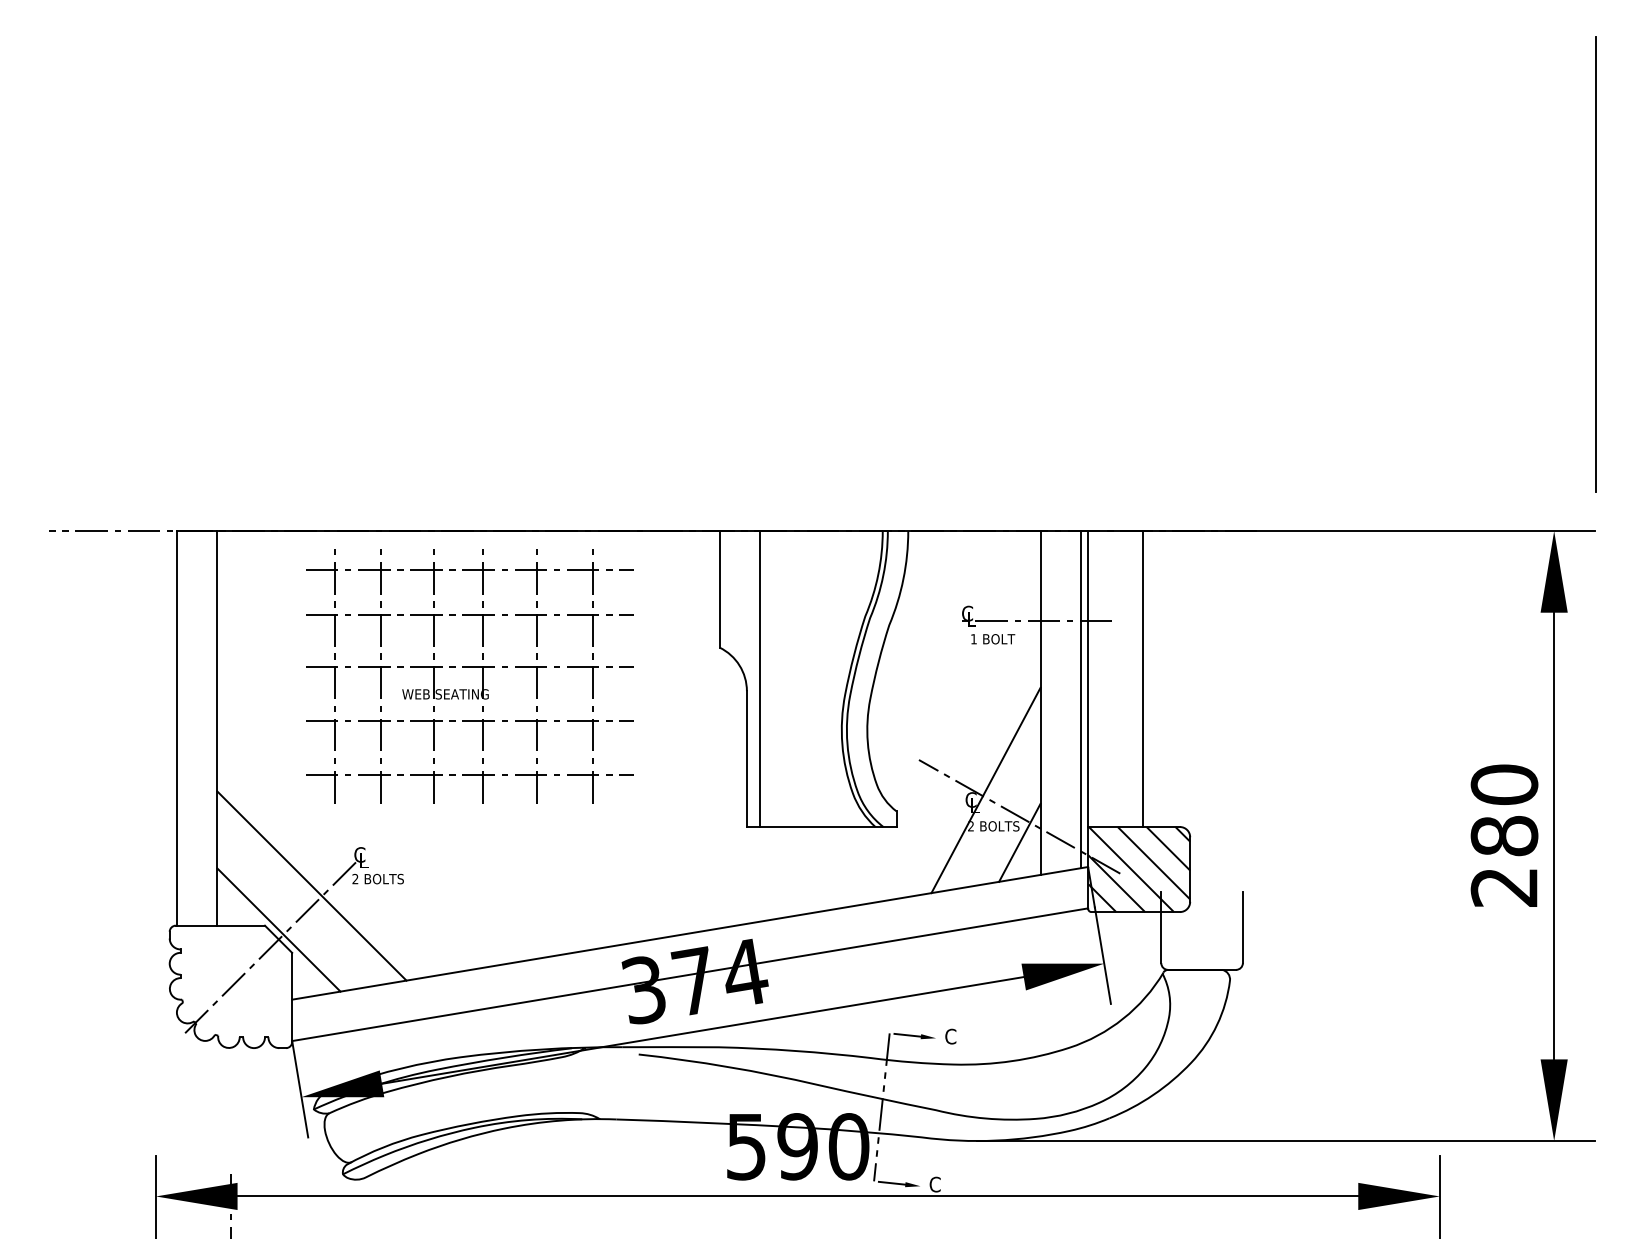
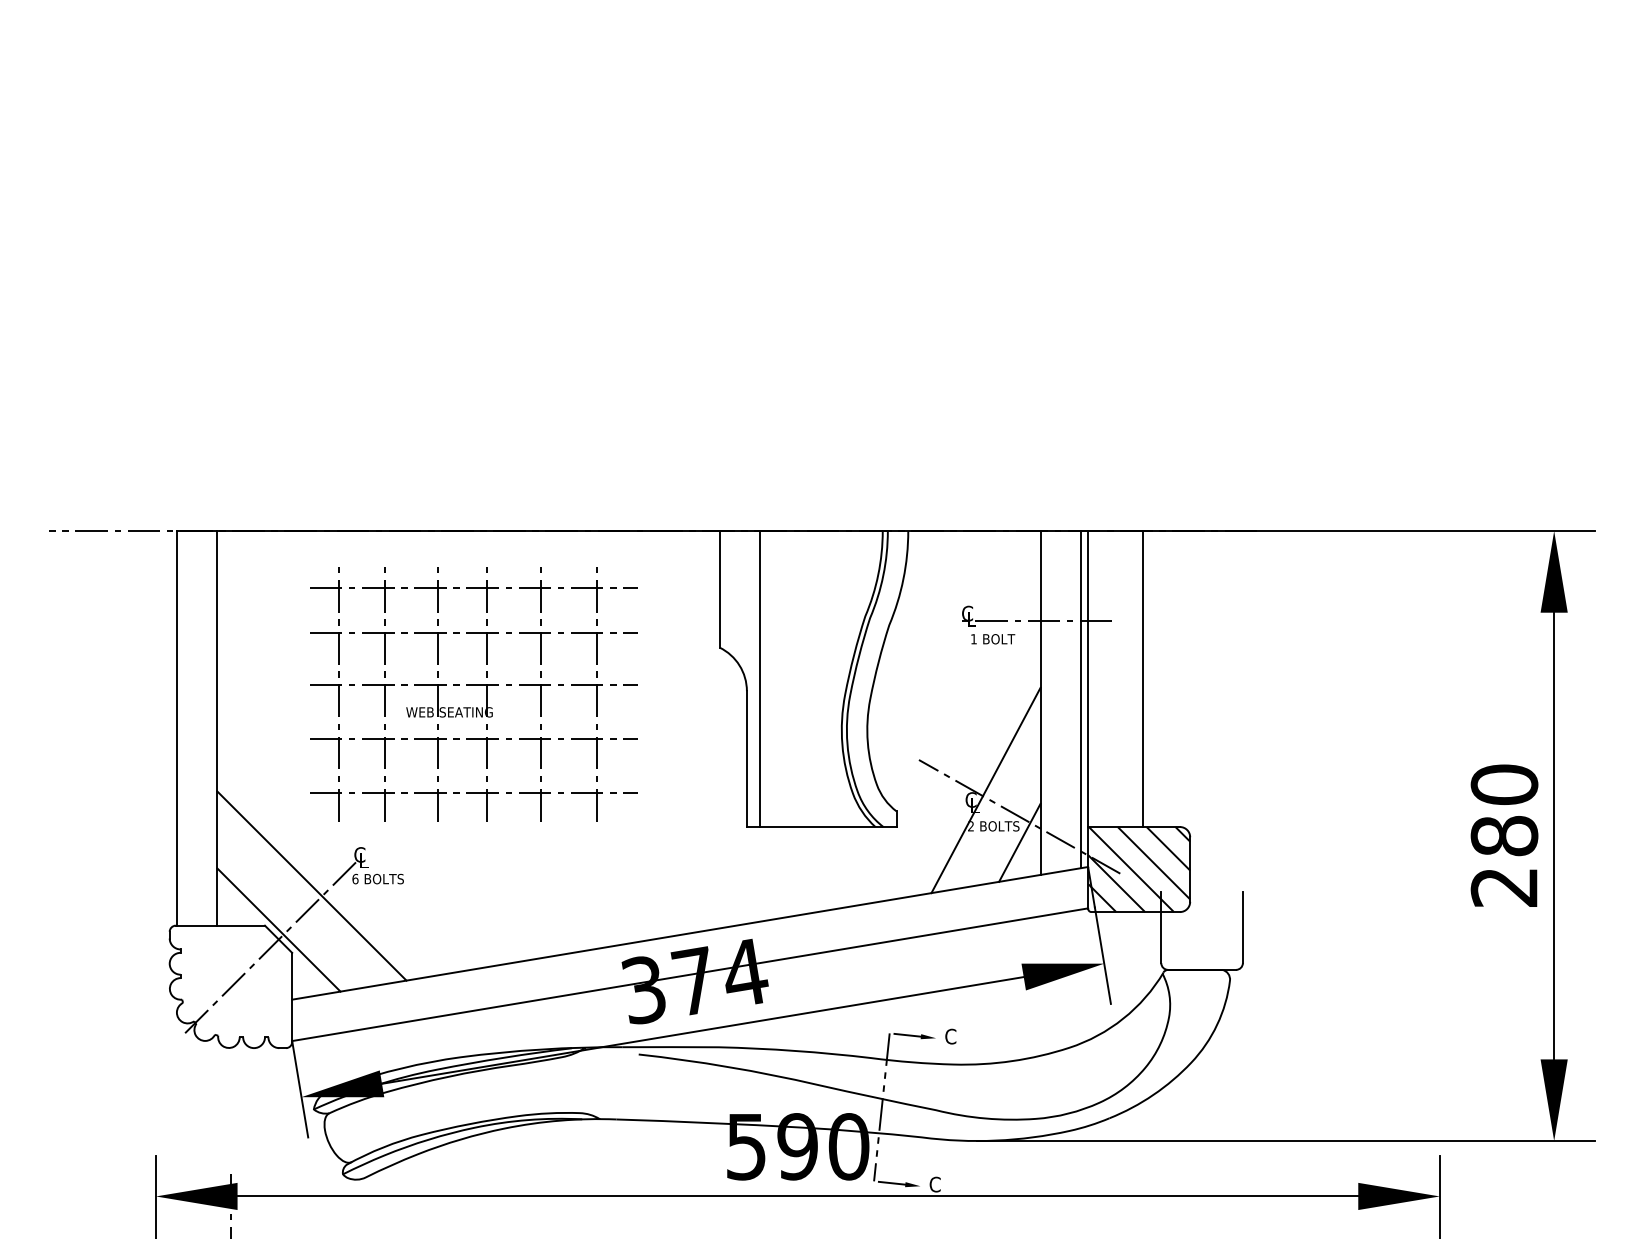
line: present -> none (1595, 264)
part position: (469, 667) -> (473, 685) (473, 685)
text: 2 -> 6 (355, 878)
